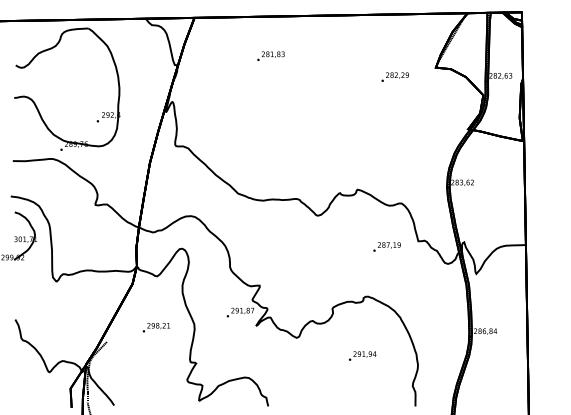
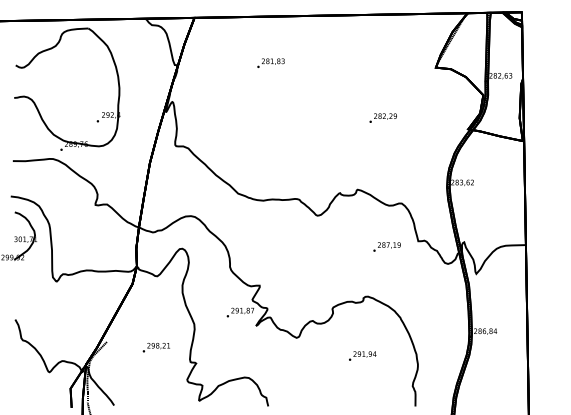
text position: (270, 55) -> (270, 62) (270, 62)
text position: (394, 76) -> (382, 117) (382, 117)
text position: (155, 327) -> (155, 347) (155, 347)
